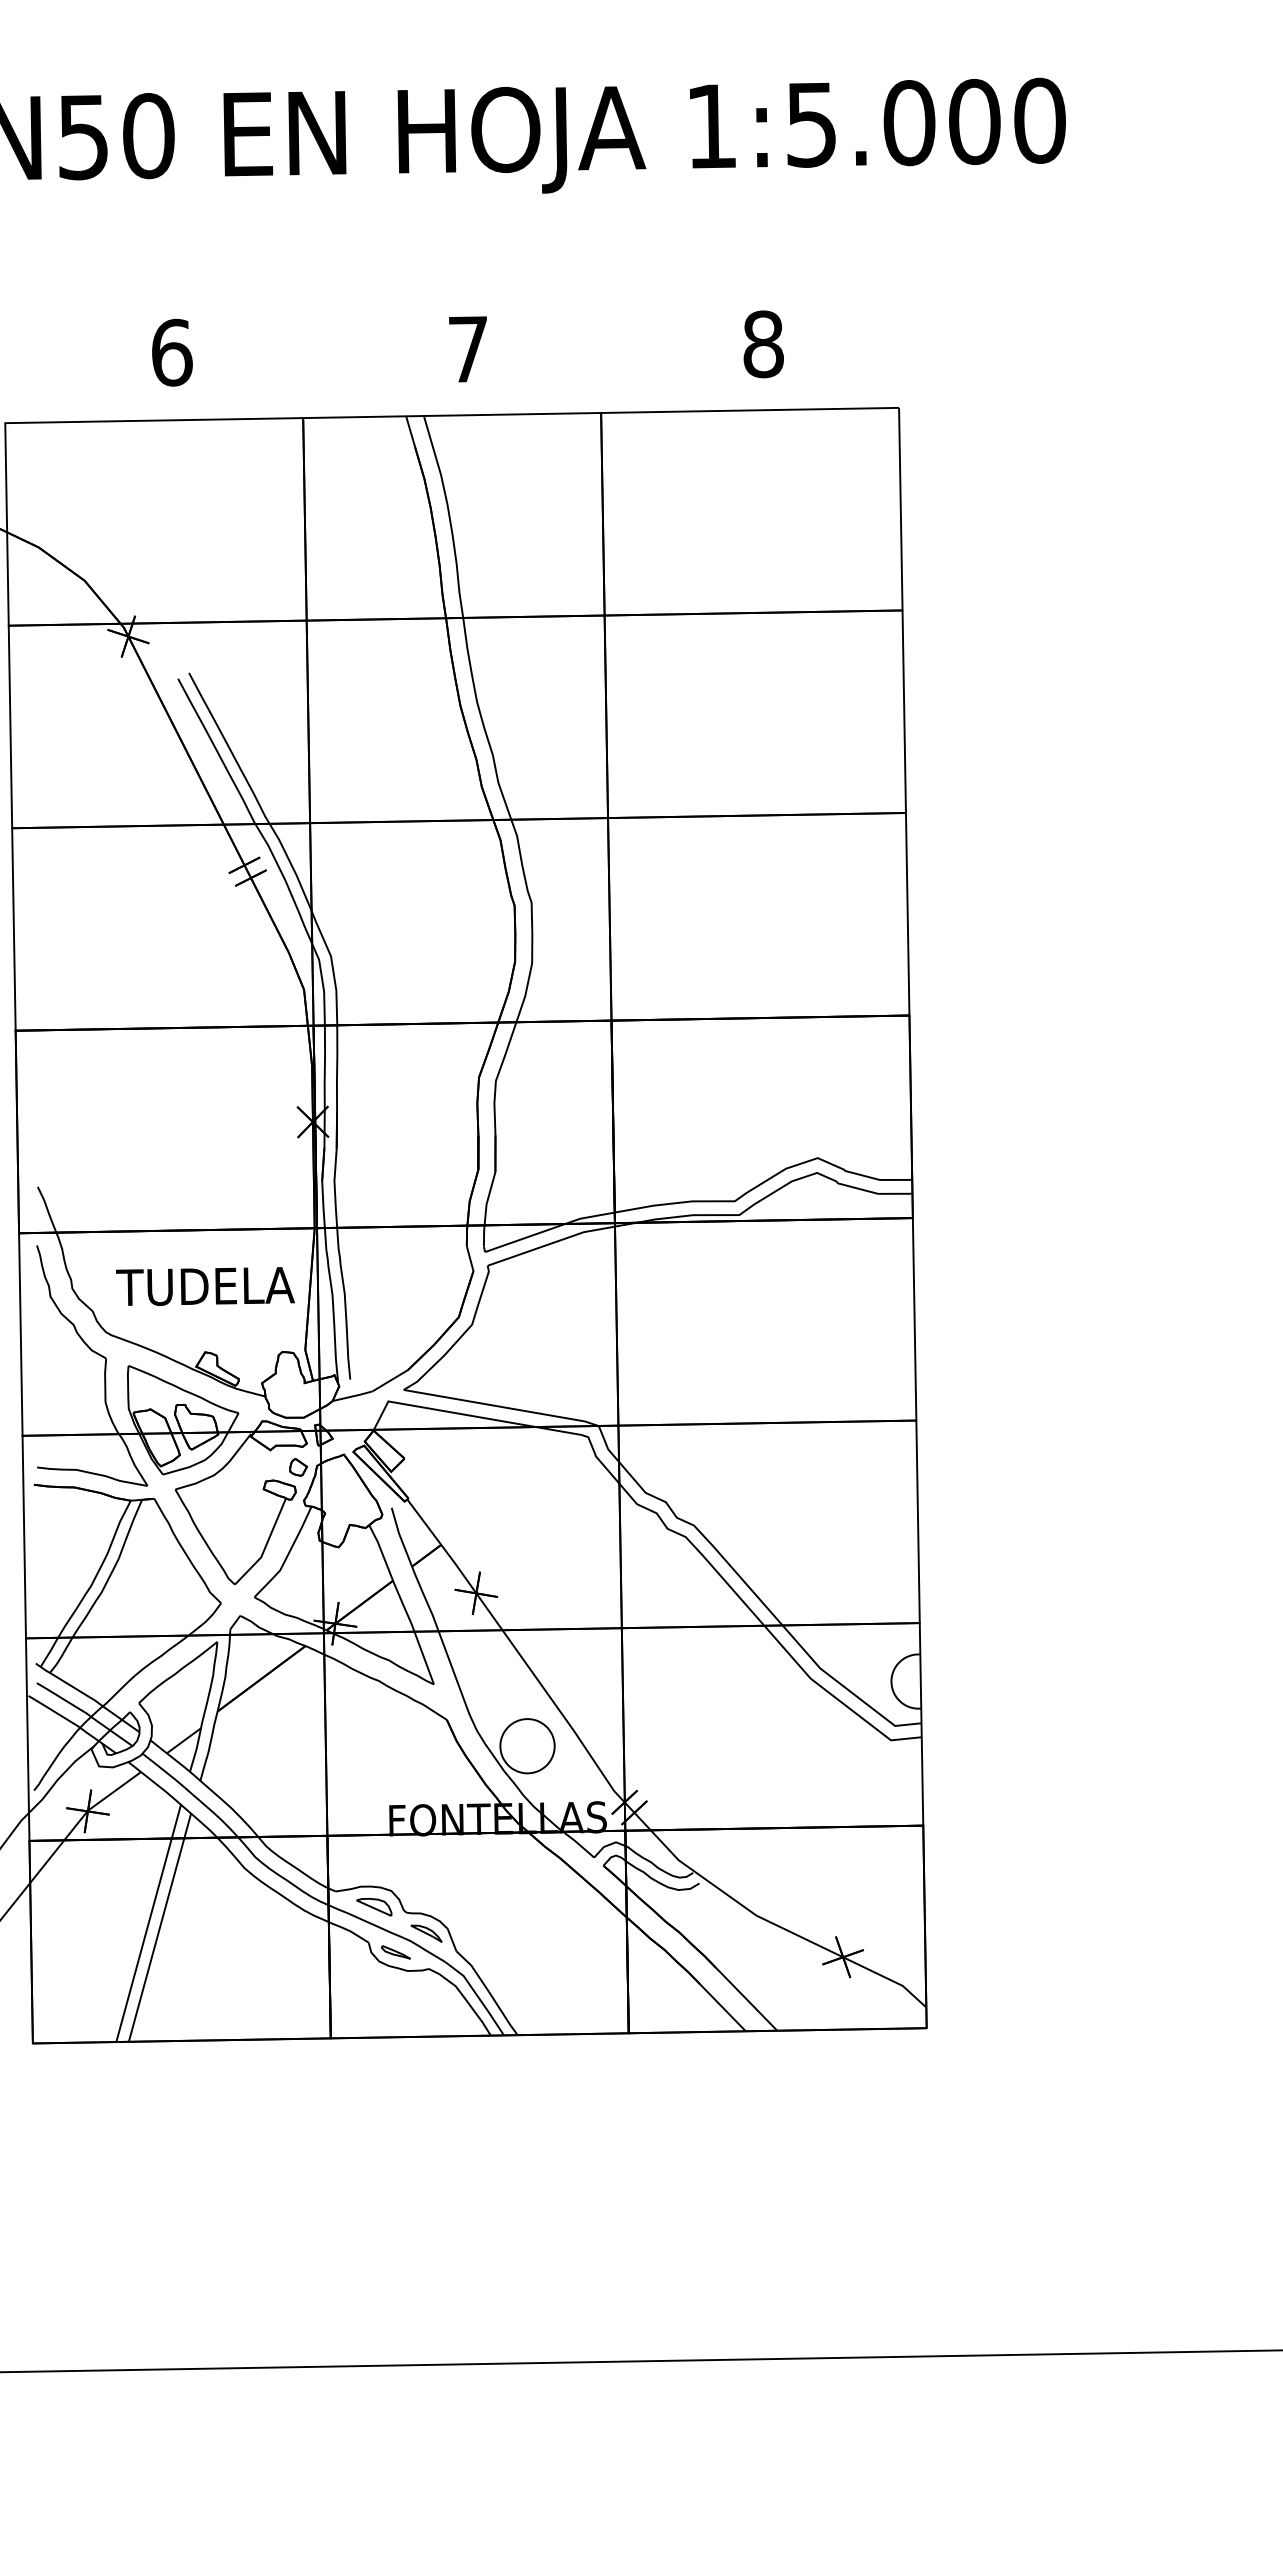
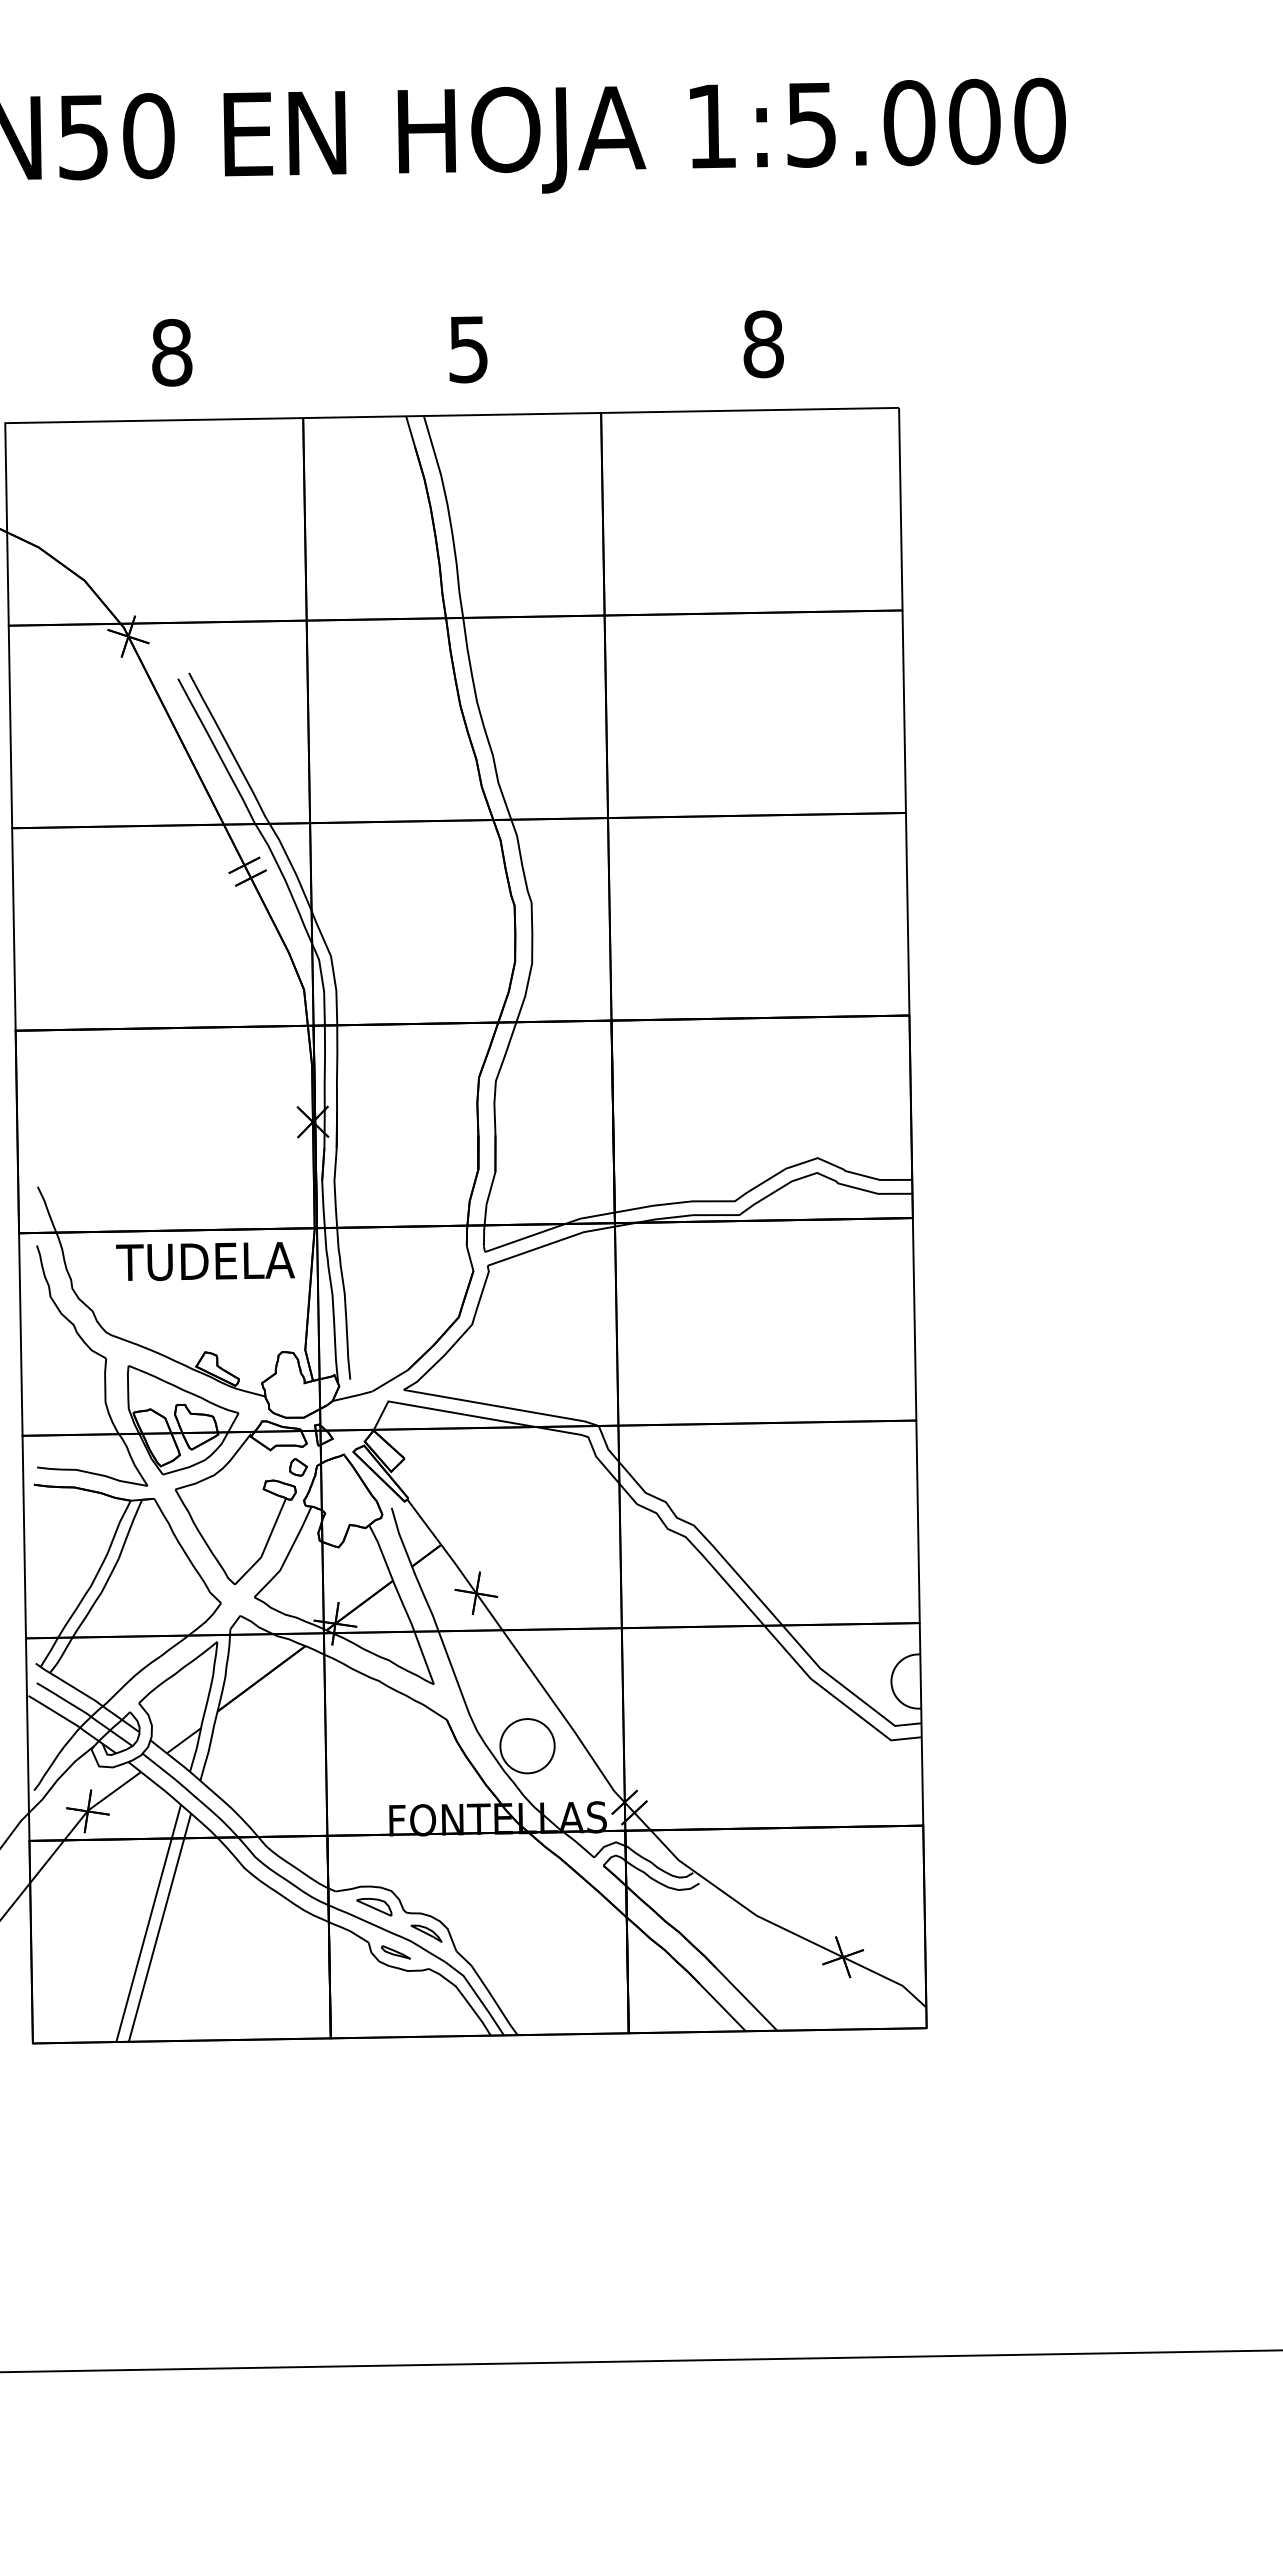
text: 7 -> 5 (468, 349)
text: 6 -> 8 (172, 352)
text position: (205, 1286) -> (205, 1261) (205, 1261)
